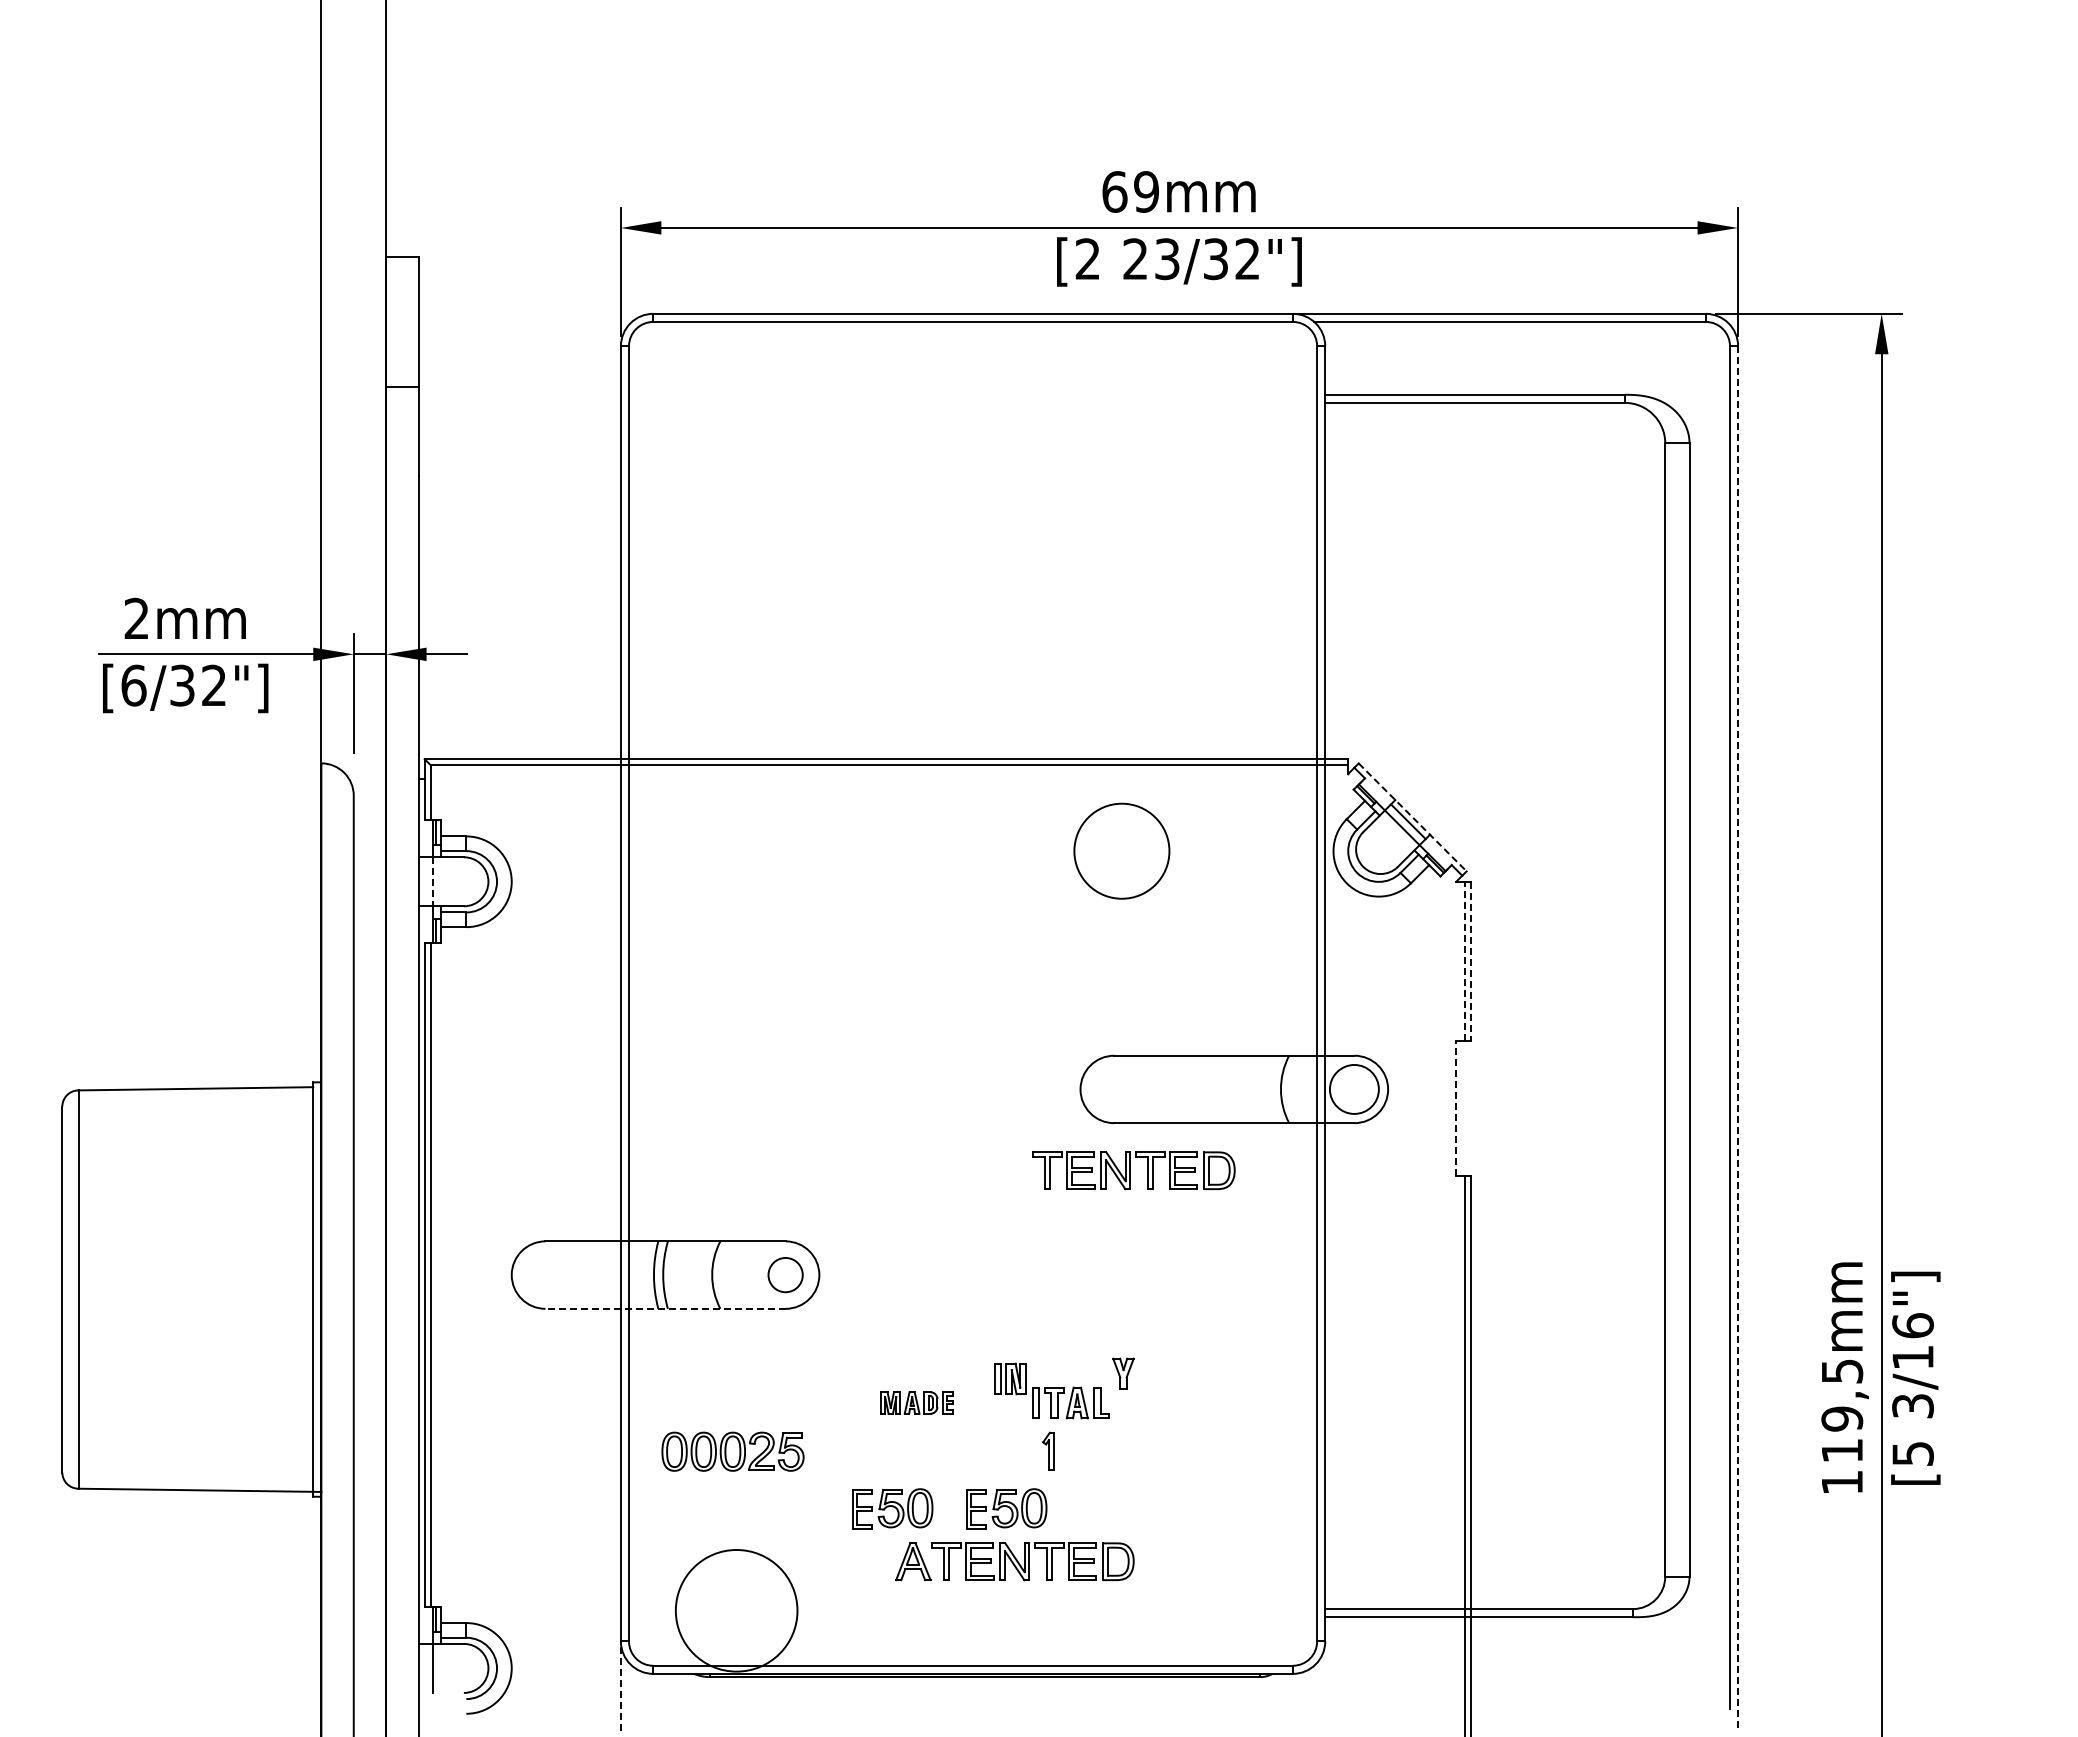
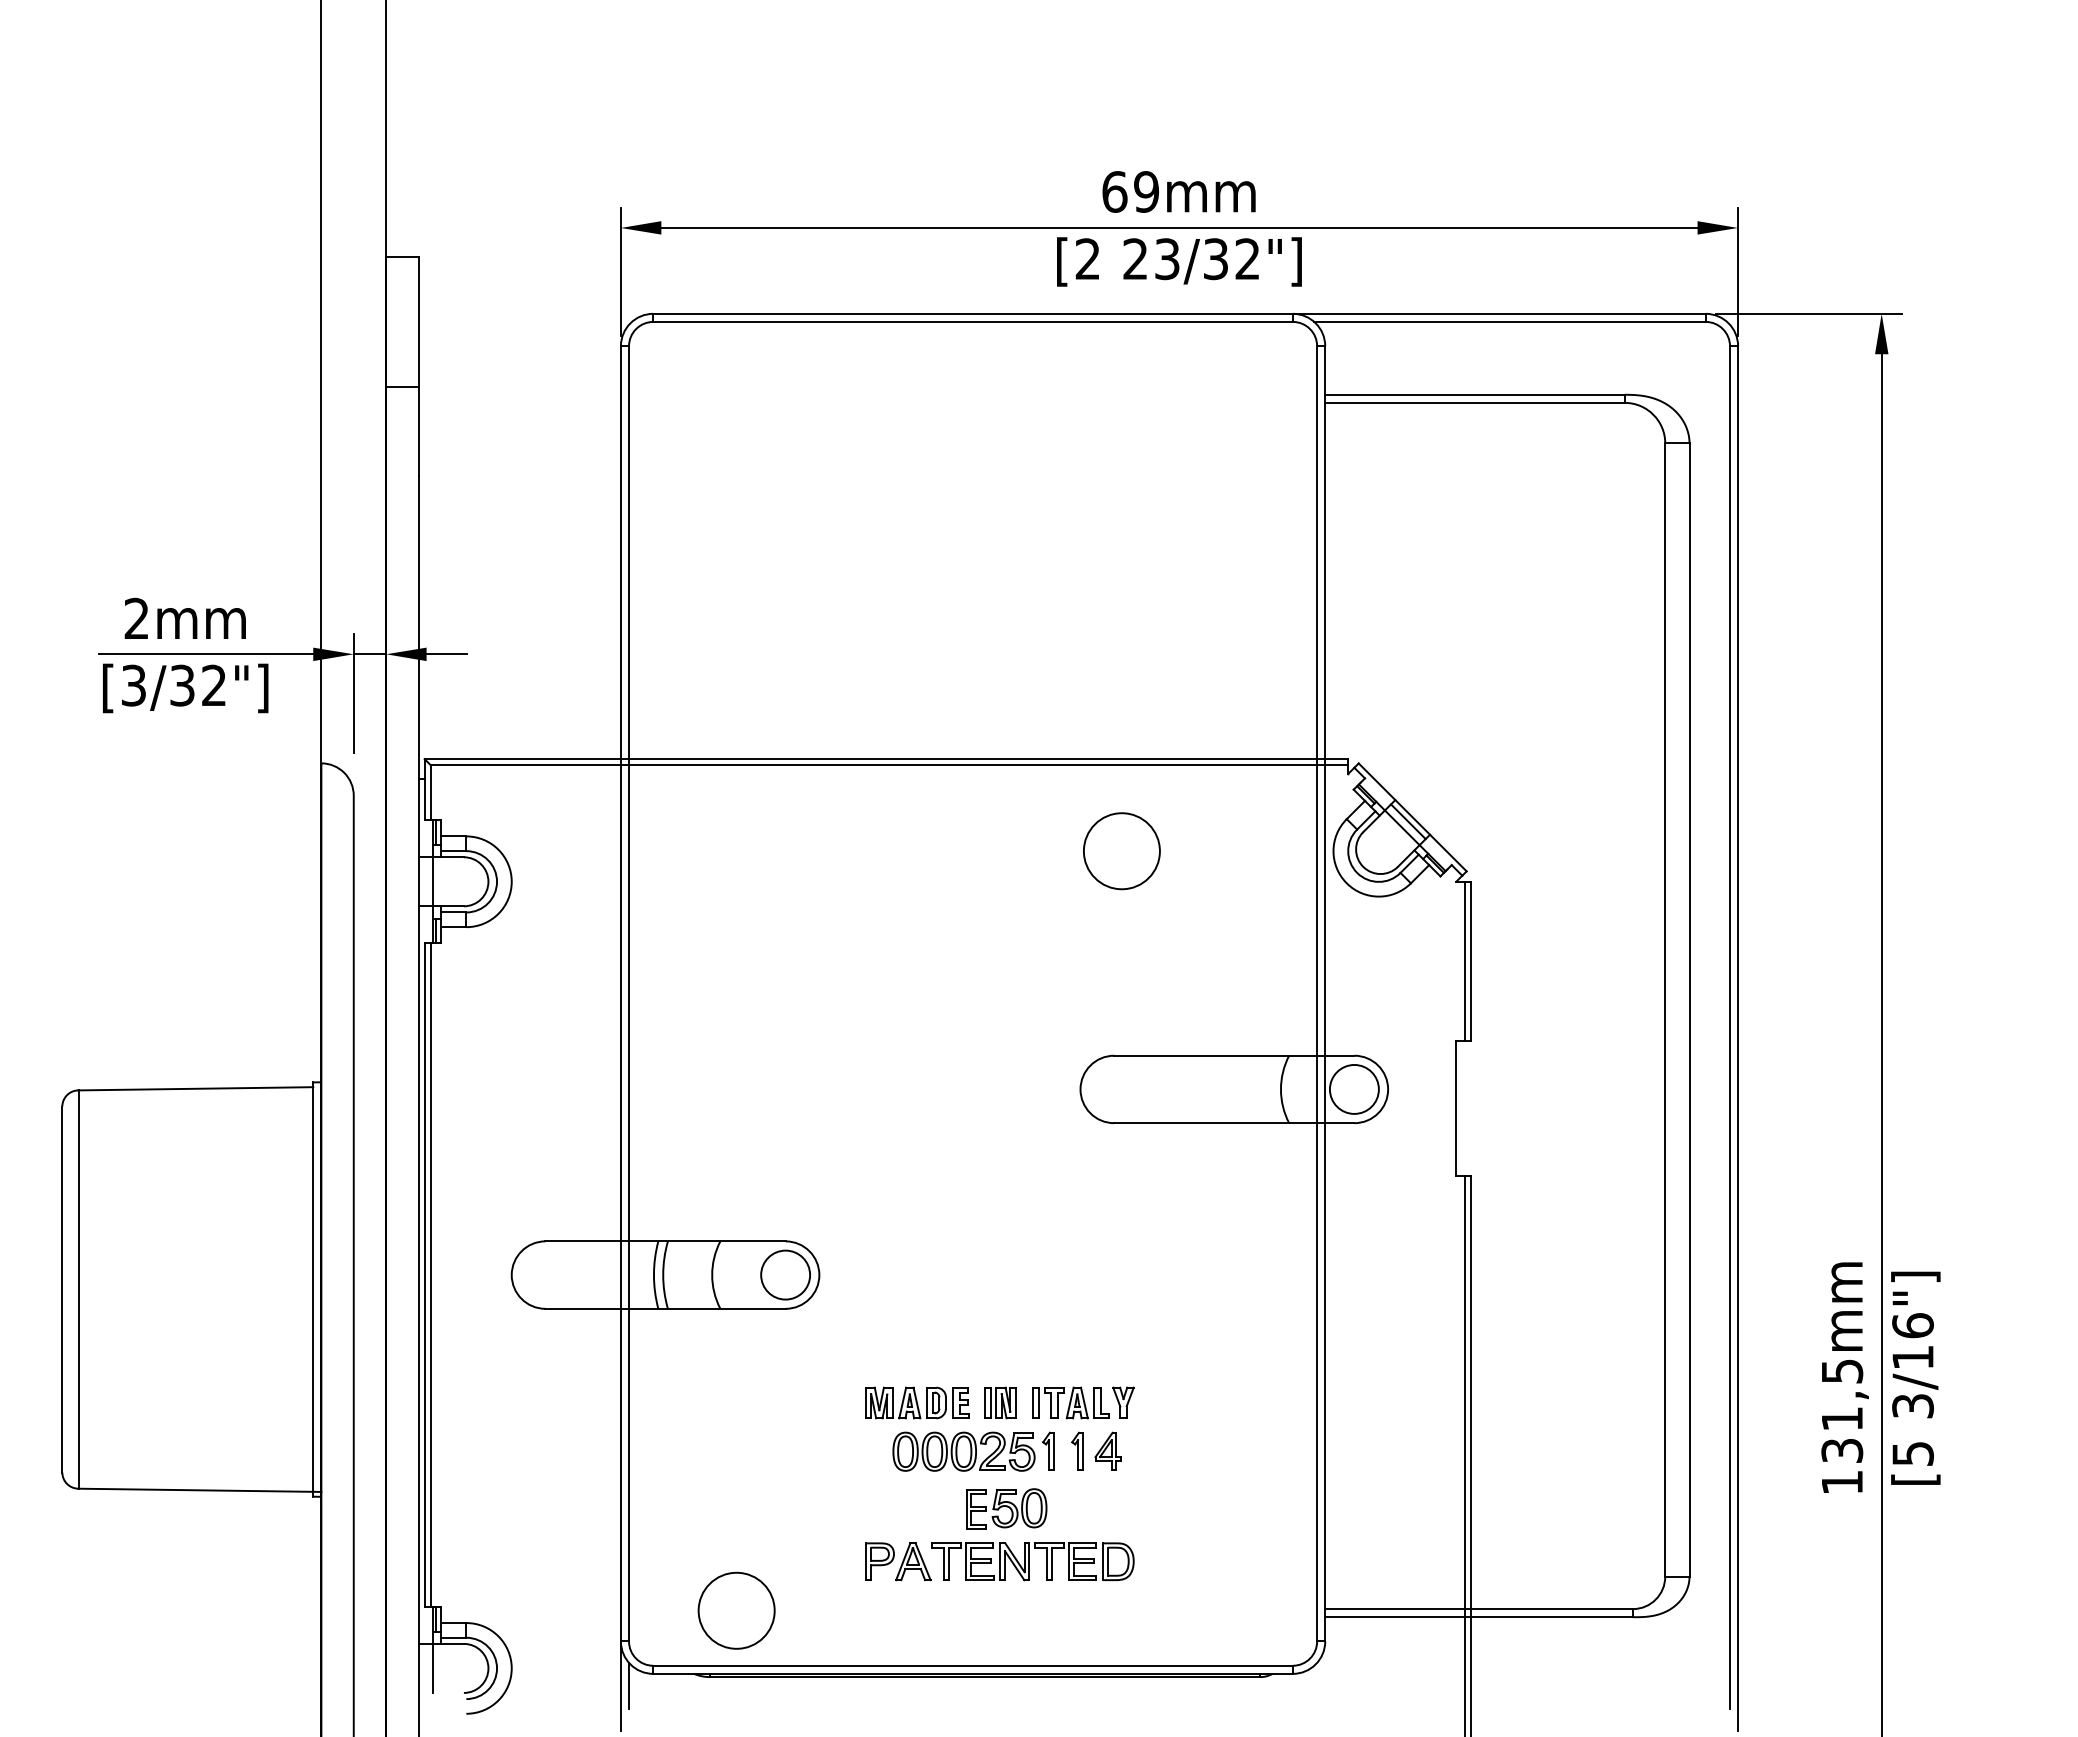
text: [6/32"] -> [3/32"] (133, 685)
line: dashed -> solid (1413, 817)
circle diameter: 95 px -> 76 px (1121, 851)
line: dashed -> solid (433, 881)
line: dashed -> solid (1464, 961)
line: dashed -> solid (1470, 961)
line: dashed -> solid (1738, 1038)
line: dashed -> solid (1456, 1108)
part: present -> none (1133, 1170)
circle diameter: 34 px -> 49 px (785, 1274)
line: dashed -> solid (665, 1308)
part position: (1123, 1373) -> (1123, 1402) (1123, 1402)
part position: (1010, 1378) -> (1000, 1402) (1000, 1402)
part size: 74x24 px -> 105x34 px (917, 1402)
text: 119,5mm -> 131,5mm (1842, 1434)
part: none -> present (1077, 1450)
part: none -> present (1107, 1450)
part position: (732, 1451) -> (963, 1451) (963, 1451)
part: present -> none (892, 1508)
part: none -> present (879, 1561)
circle diameter: 122 px -> 76 px (736, 1610)
line: none -> present (629, 1685)
line: dashed -> solid (620, 1686)
